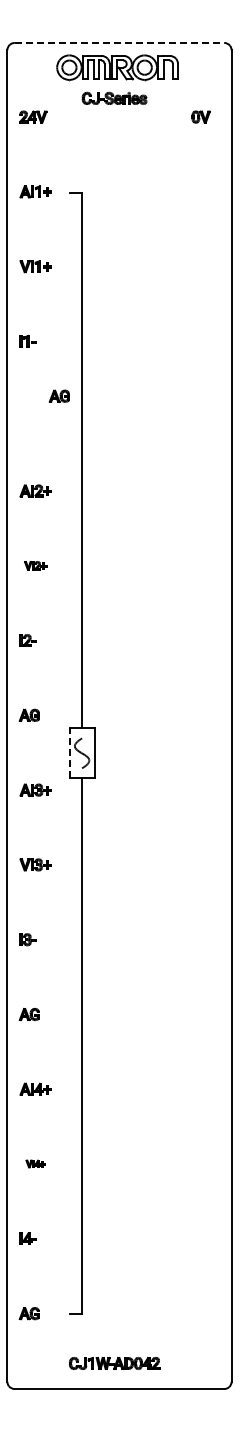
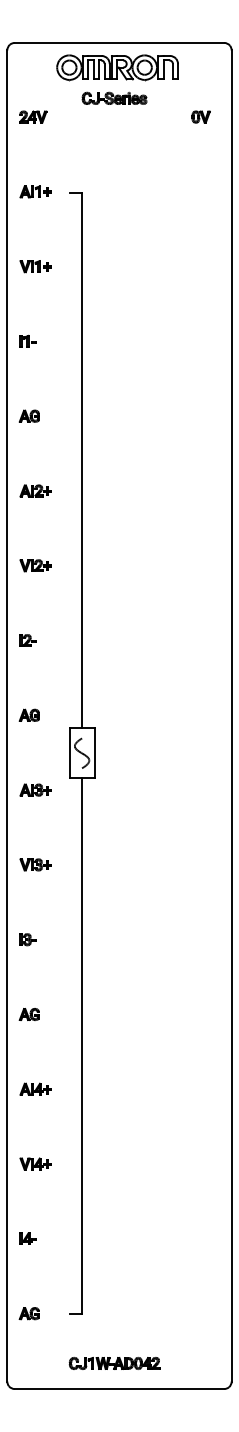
line: dashed -> solid (119, 42)
part position: (58, 395) -> (28, 415) (28, 415)
part size: 24x10 px -> 33x14 px (35, 565)
line: dashed -> solid (69, 753)
part size: 21x10 px -> 33x14 px (35, 1163)
